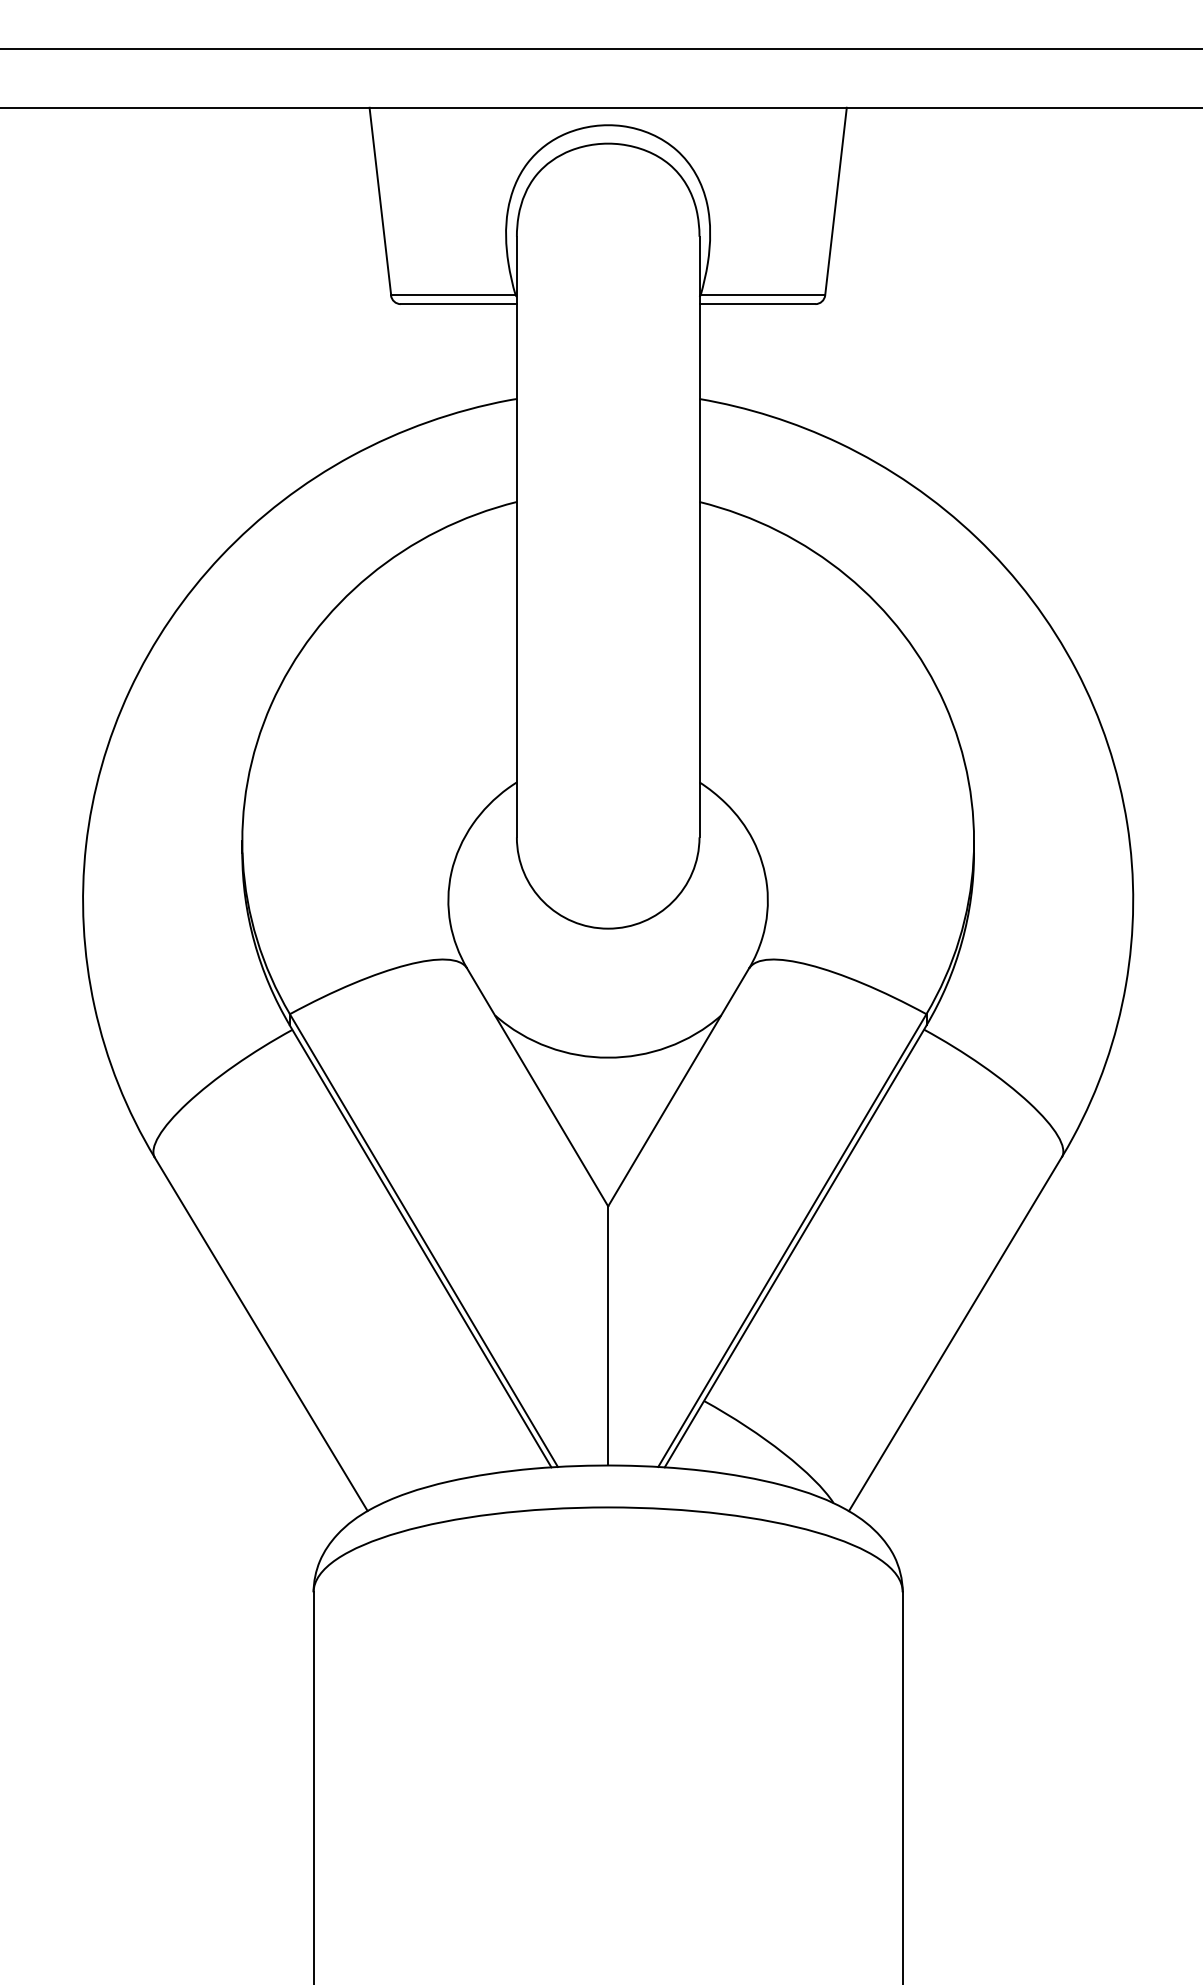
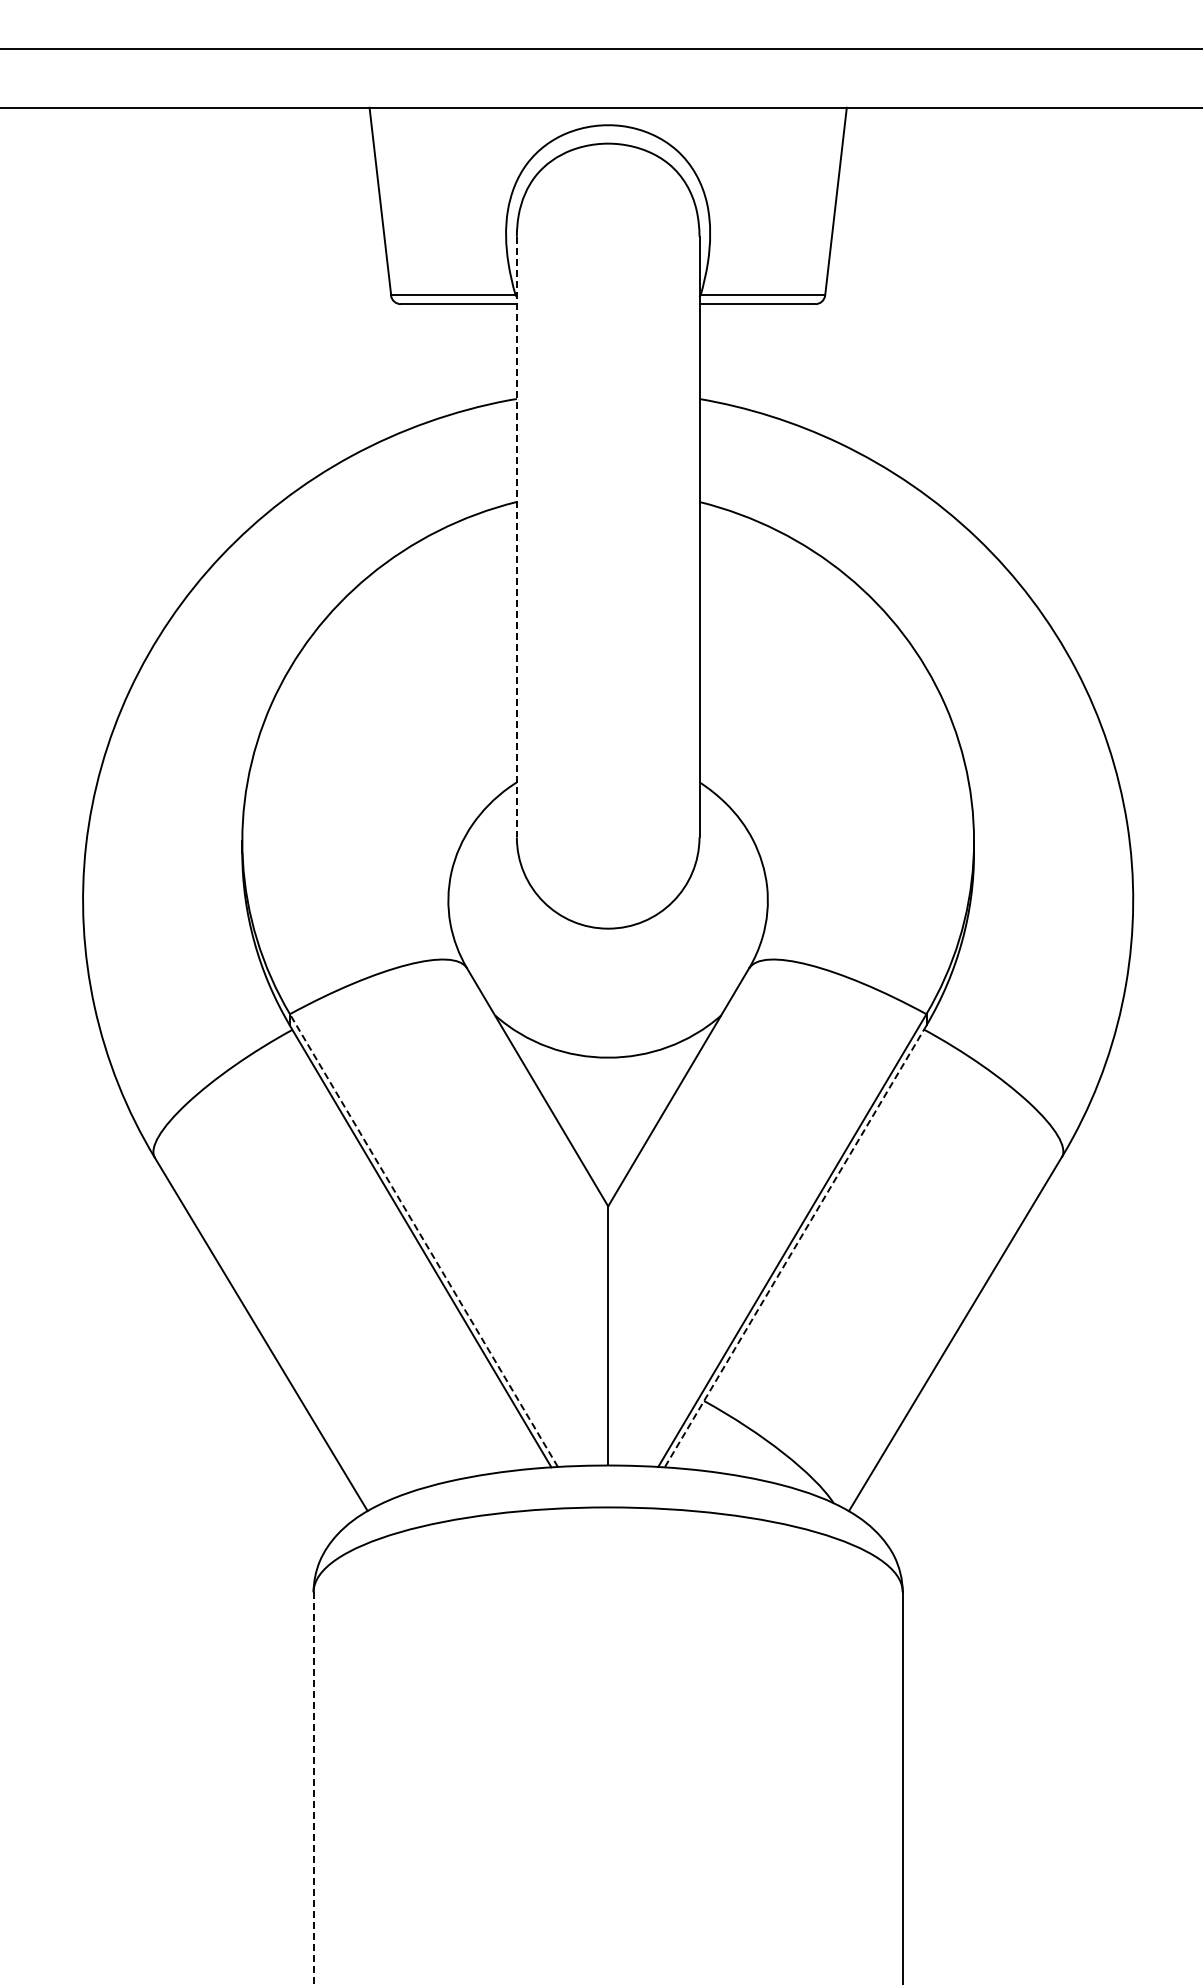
line: solid -> dashed (516, 537)
line: solid -> dashed (423, 1240)
line: solid -> dashed (795, 1246)
line: solid -> dashed (313, 1788)
